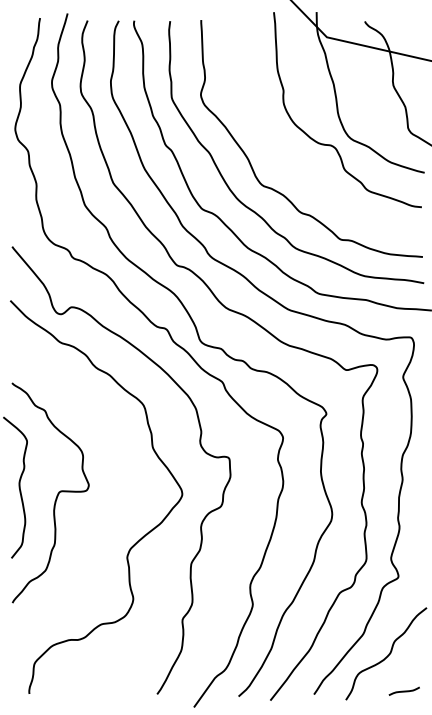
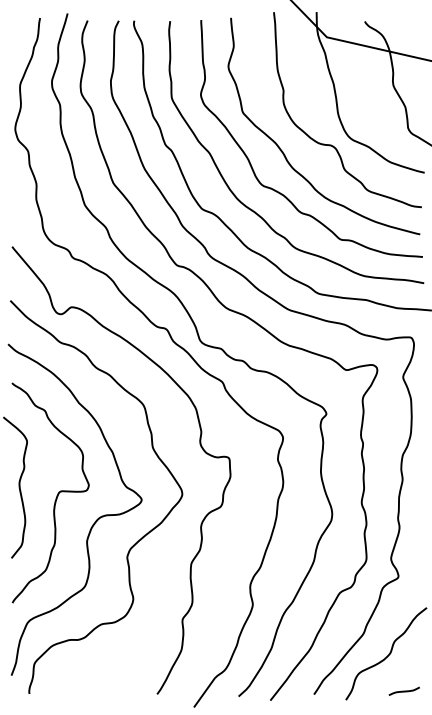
curve: none -> present (283, 151)
curve: none -> present (92, 524)
